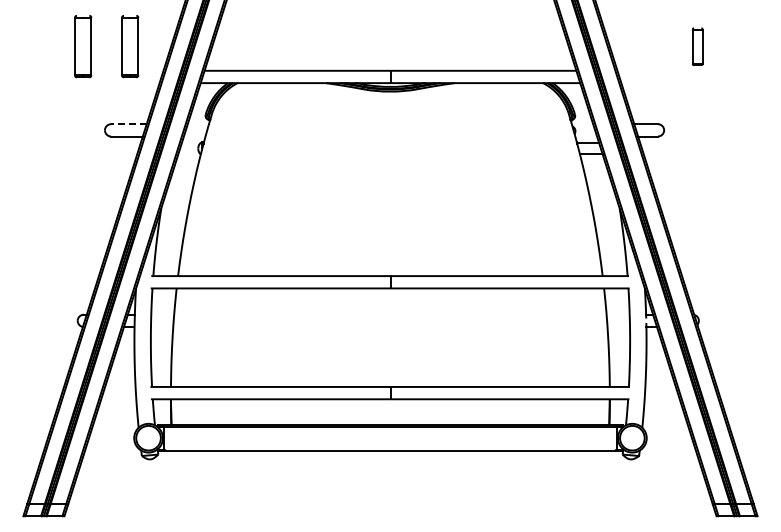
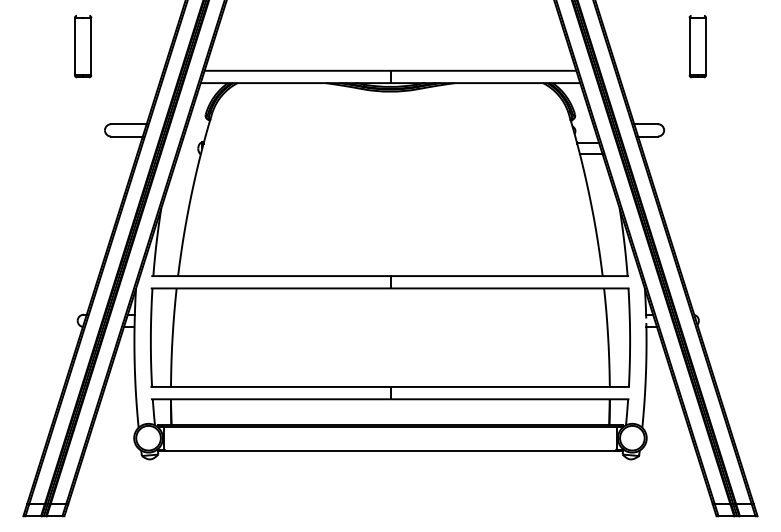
part: present -> none (130, 46)
part size: 13x39 px -> 19x64 px (697, 46)
line: dashed -> solid (128, 124)
